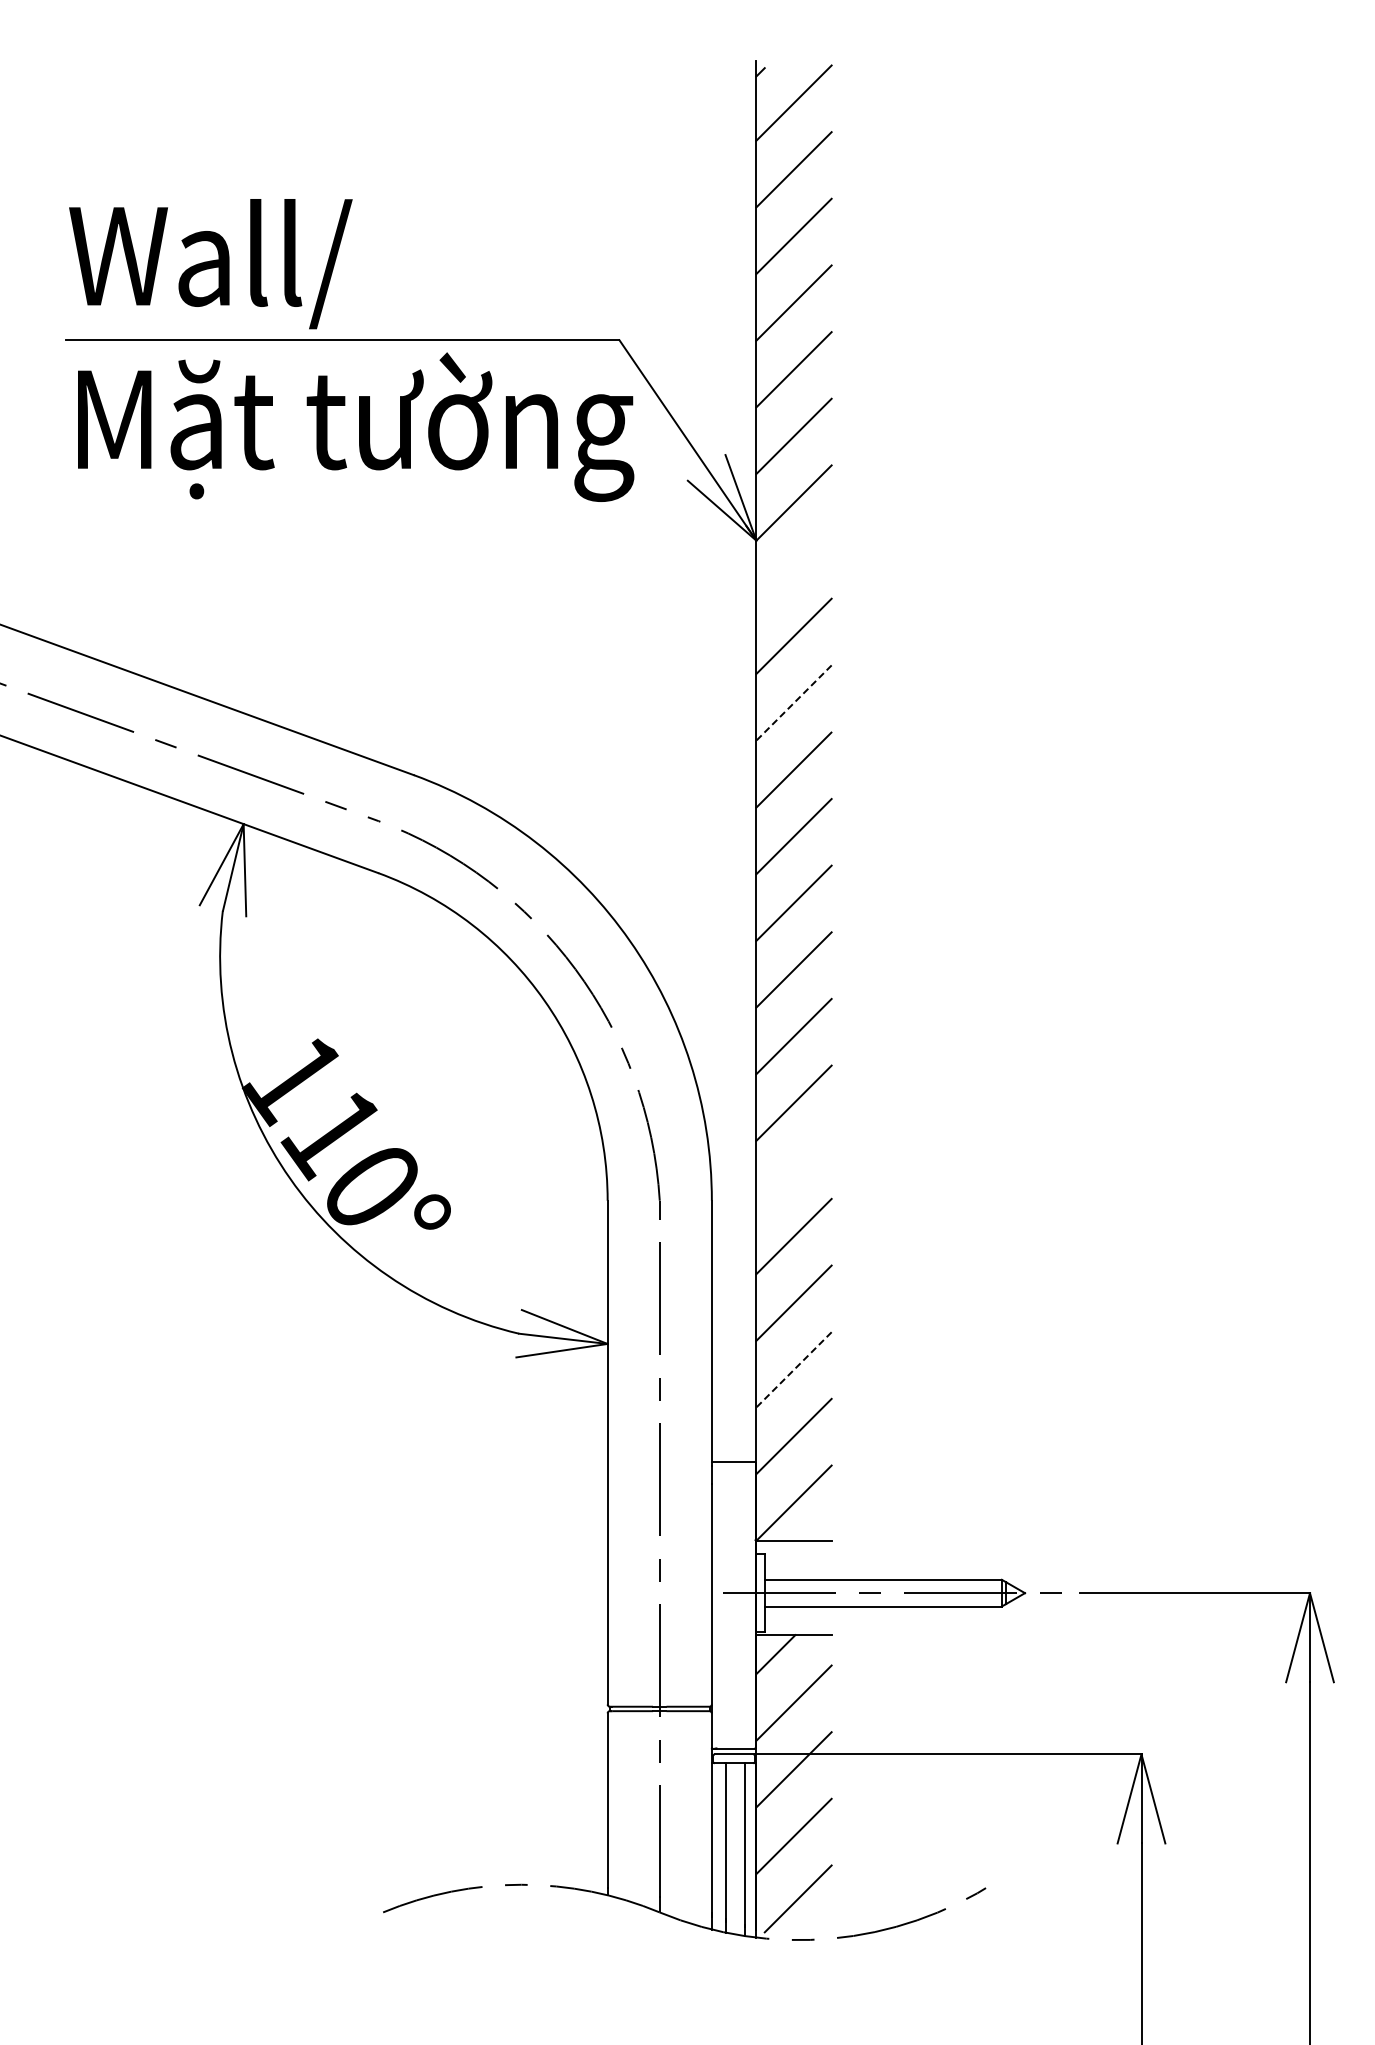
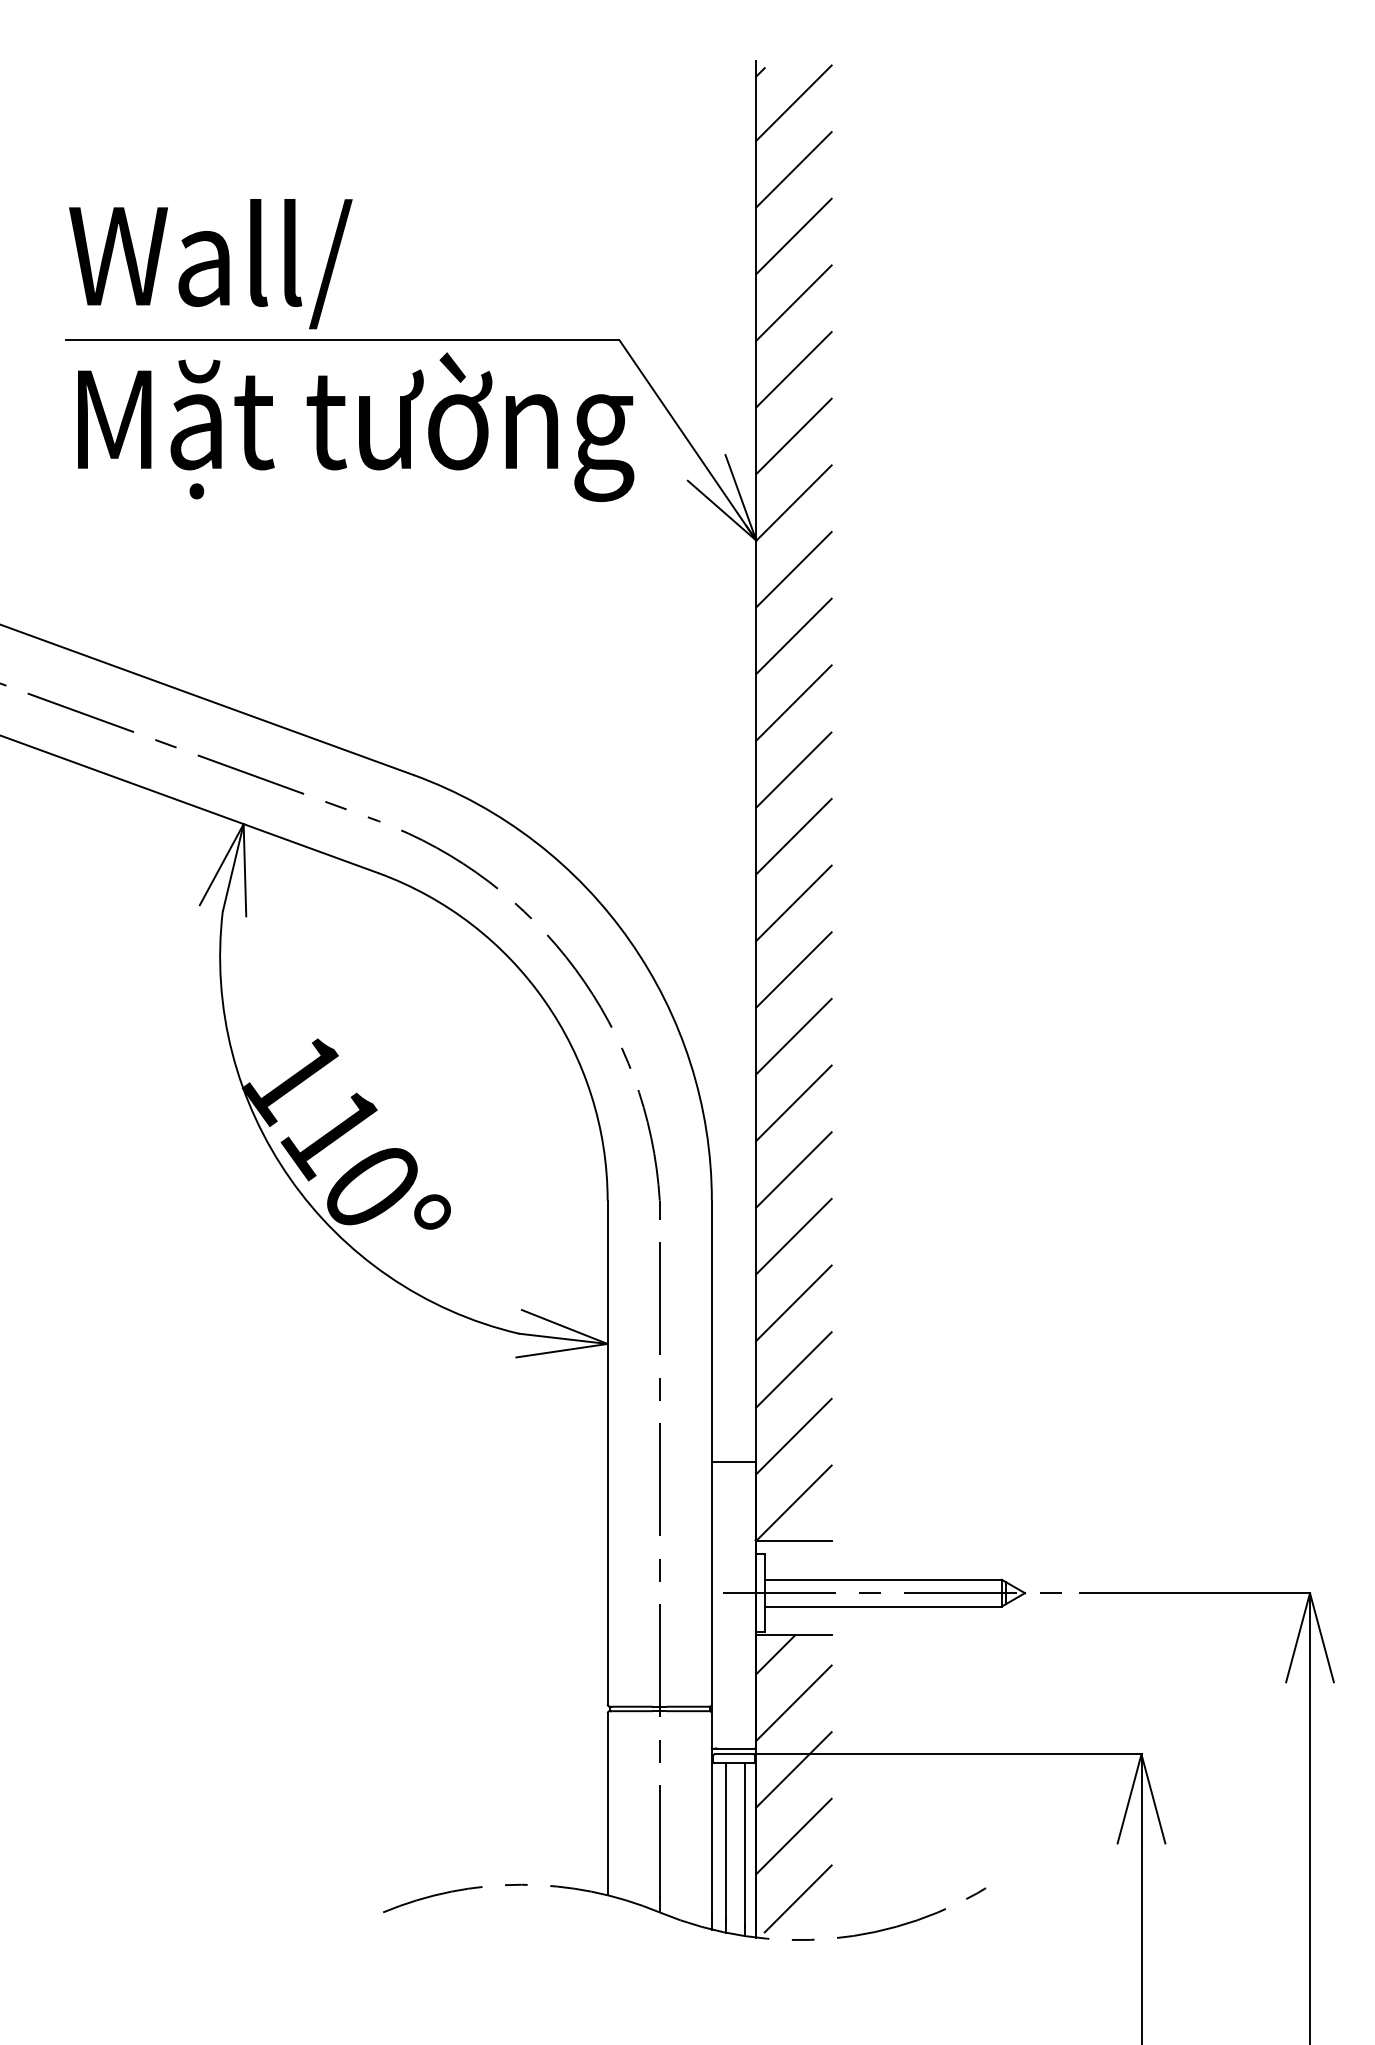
line: none -> present (793, 569)
line: dashed -> solid (793, 703)
line: none -> present (793, 1169)
line: dashed -> solid (793, 1370)
